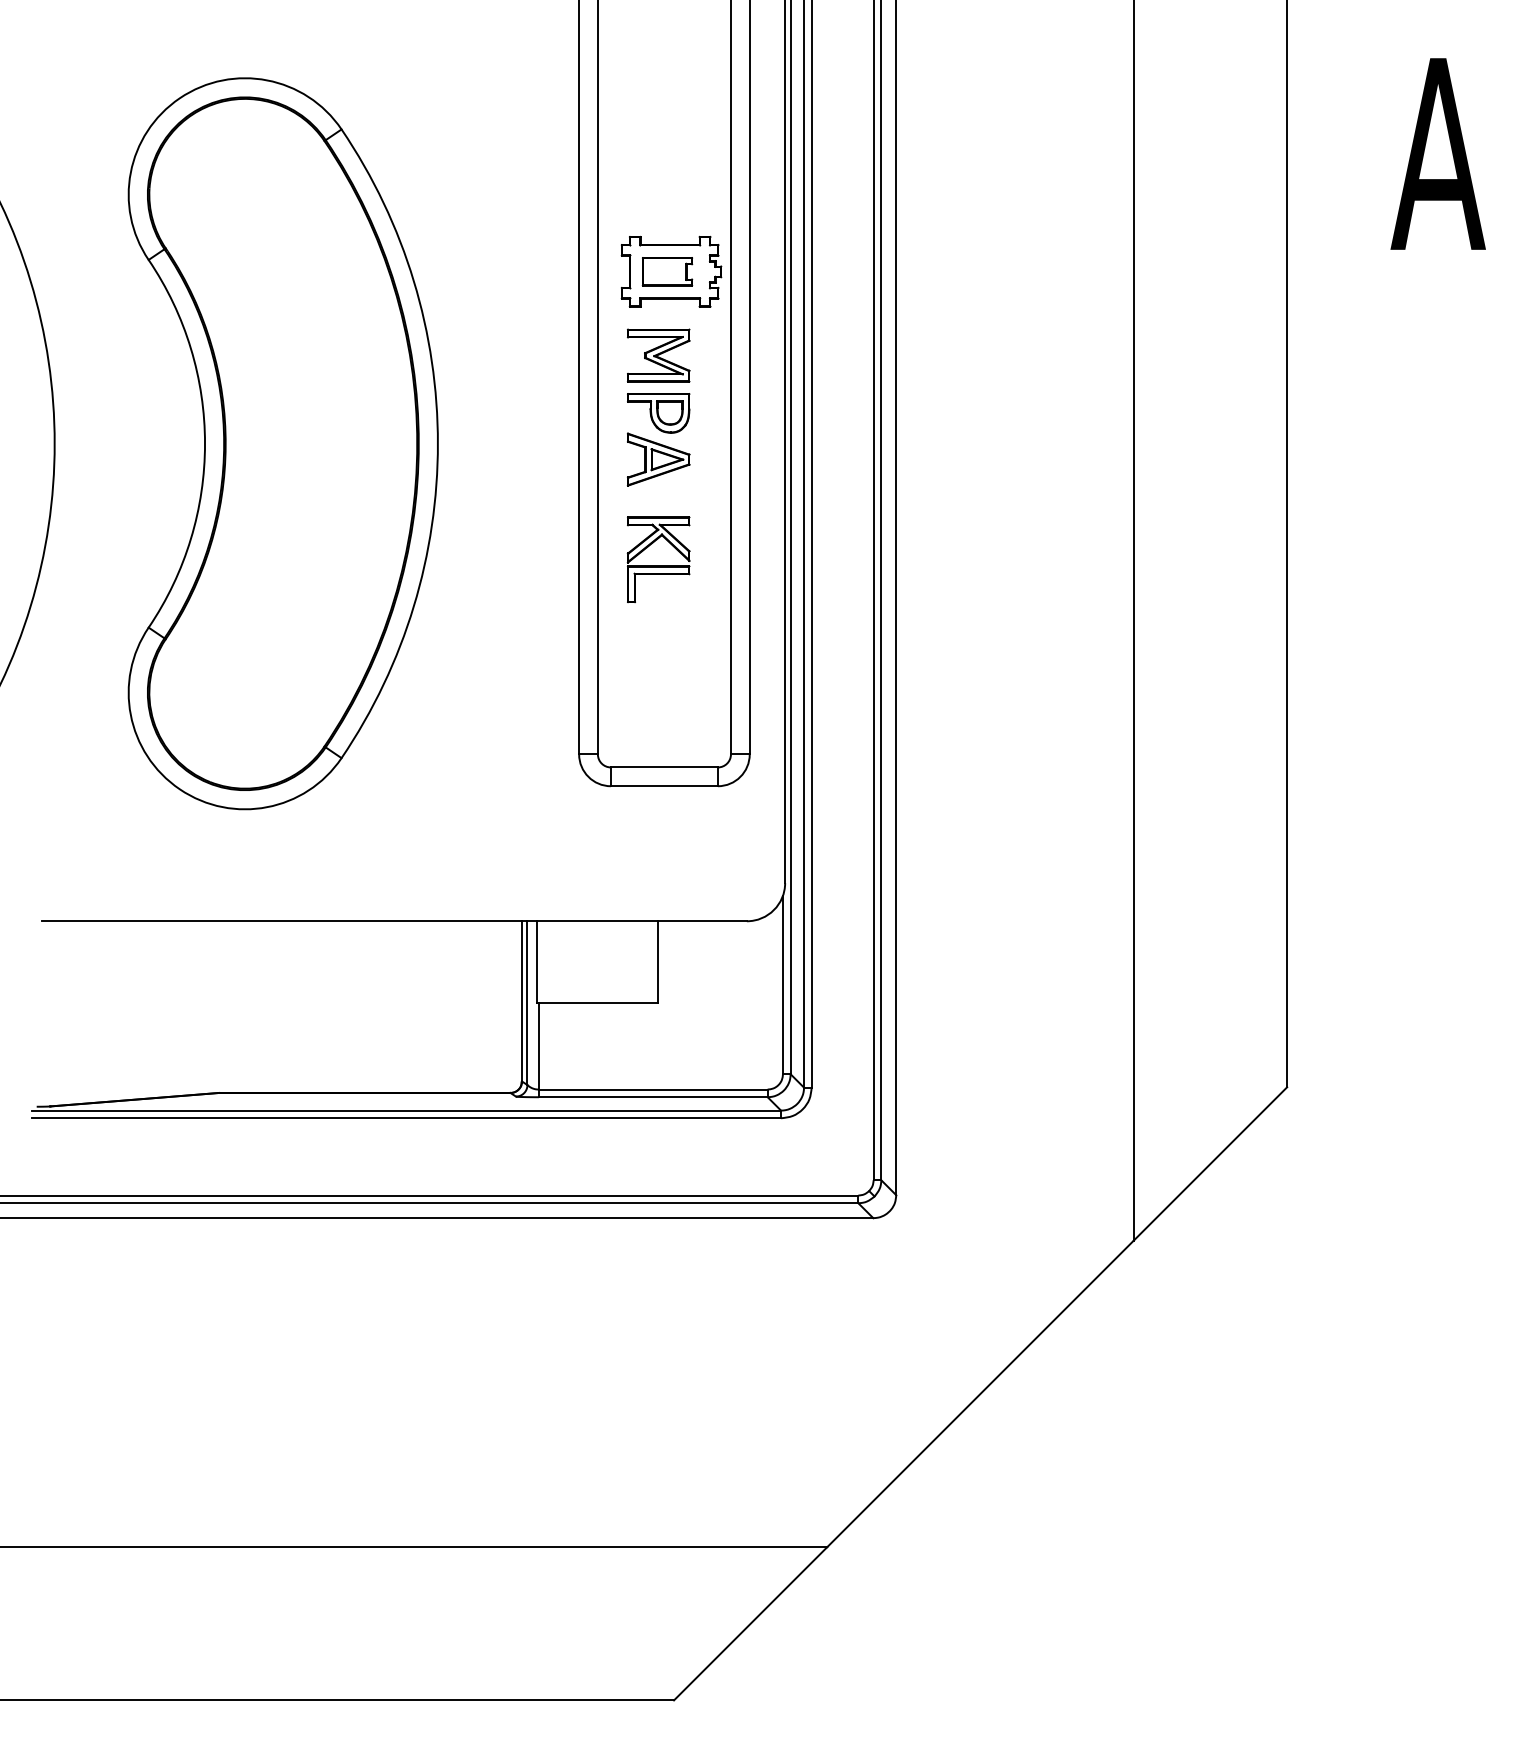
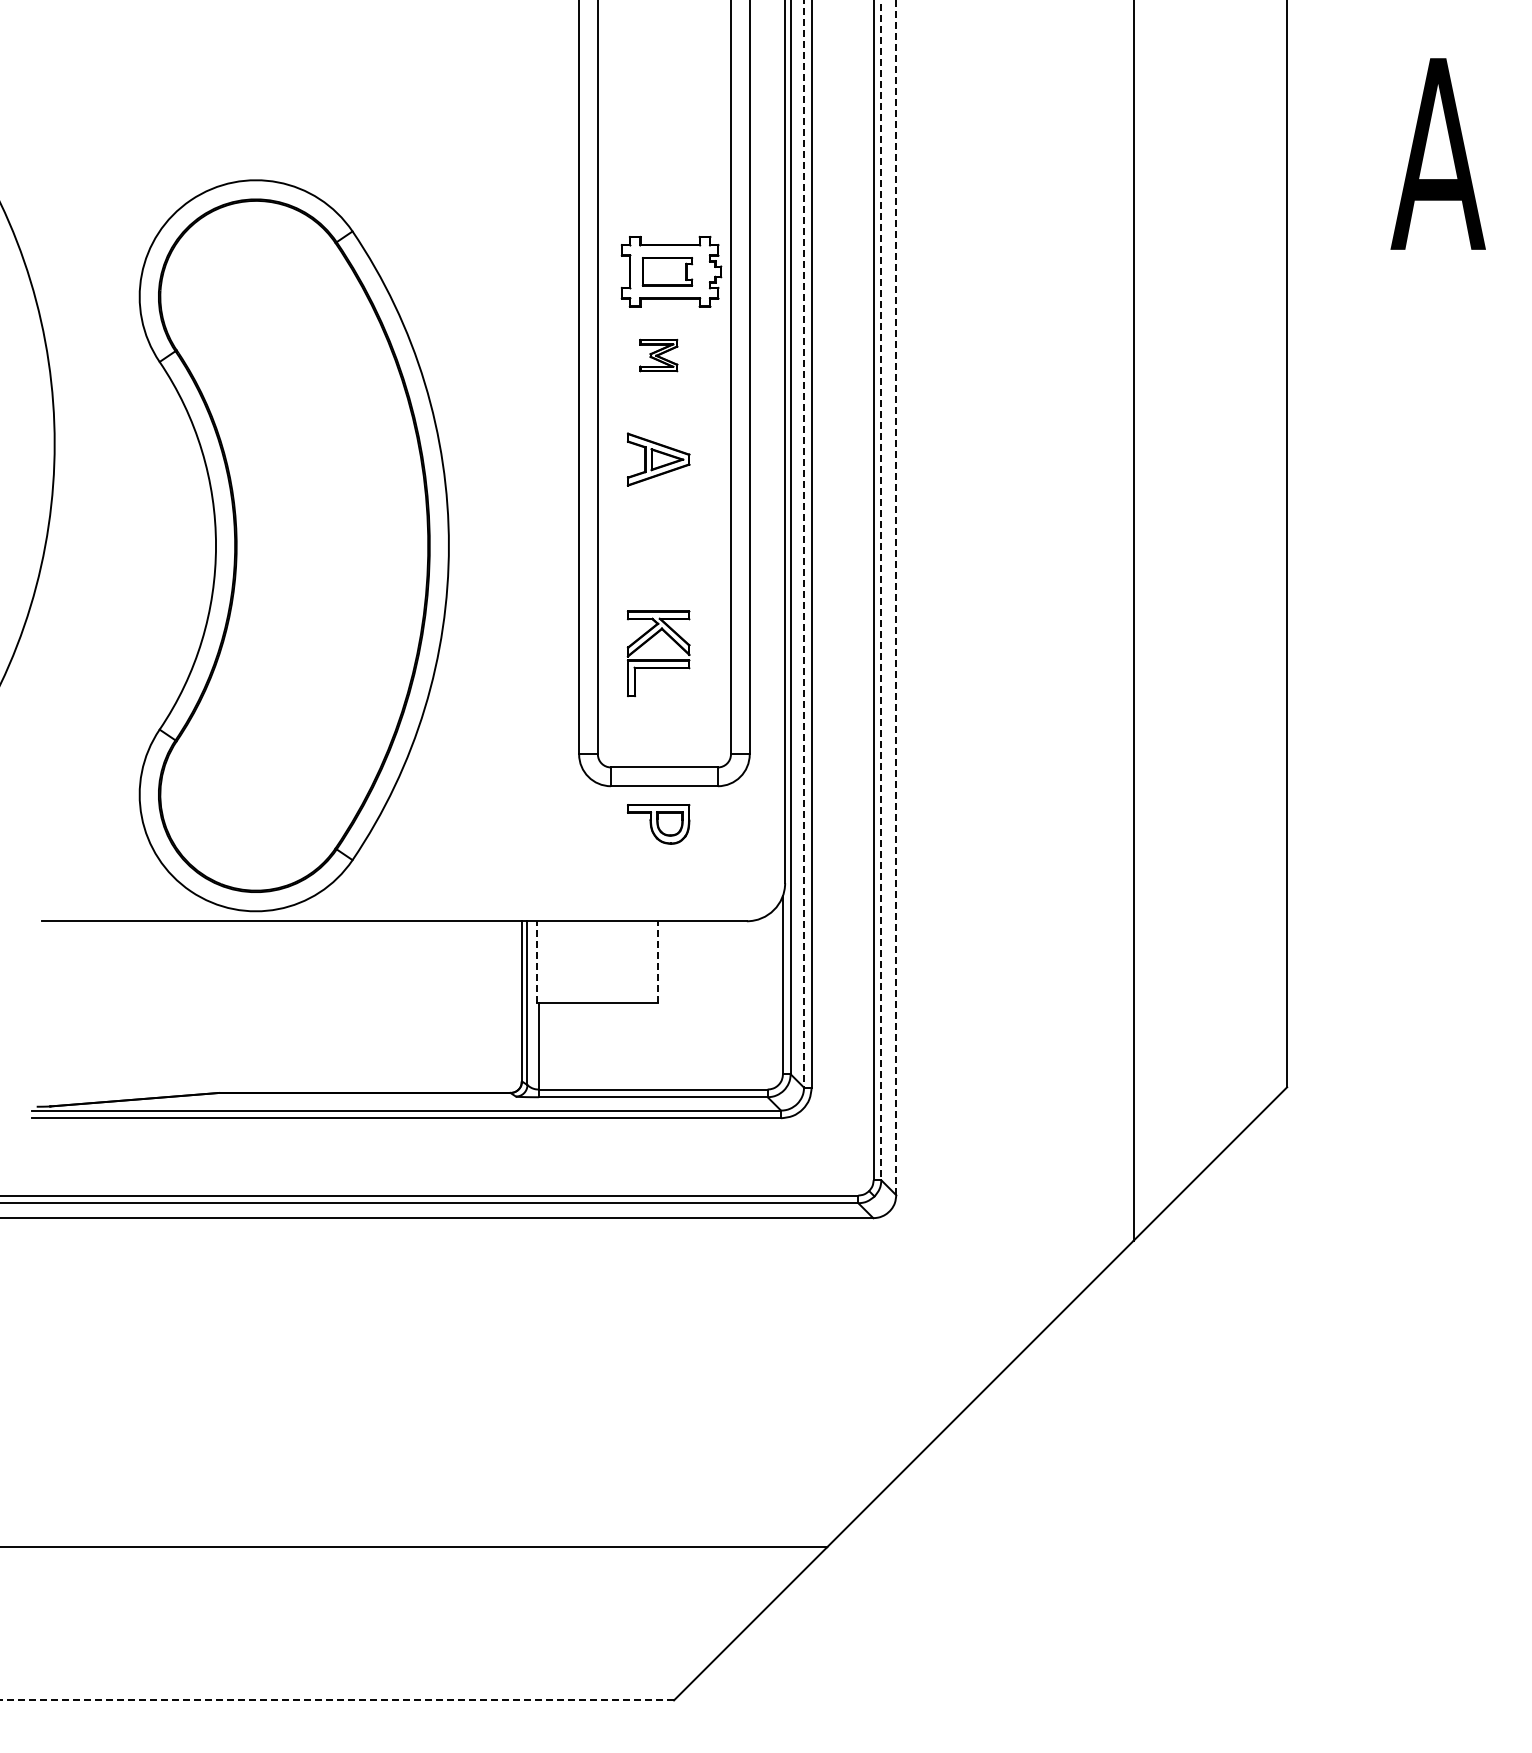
part size: 64x55 px -> 40x35 px (658, 355)
part position: (658, 413) -> (658, 824) (658, 824)
part position: (282, 443) -> (293, 545) (293, 545)
line: solid -> dashed (804, 544)
part position: (658, 559) -> (658, 653) (658, 653)
line: solid -> dashed (881, 590)
line: solid -> dashed (896, 598)
line: solid -> dashed (537, 962)
line: solid -> dashed (657, 962)
line: solid -> dashed (337, 1700)
